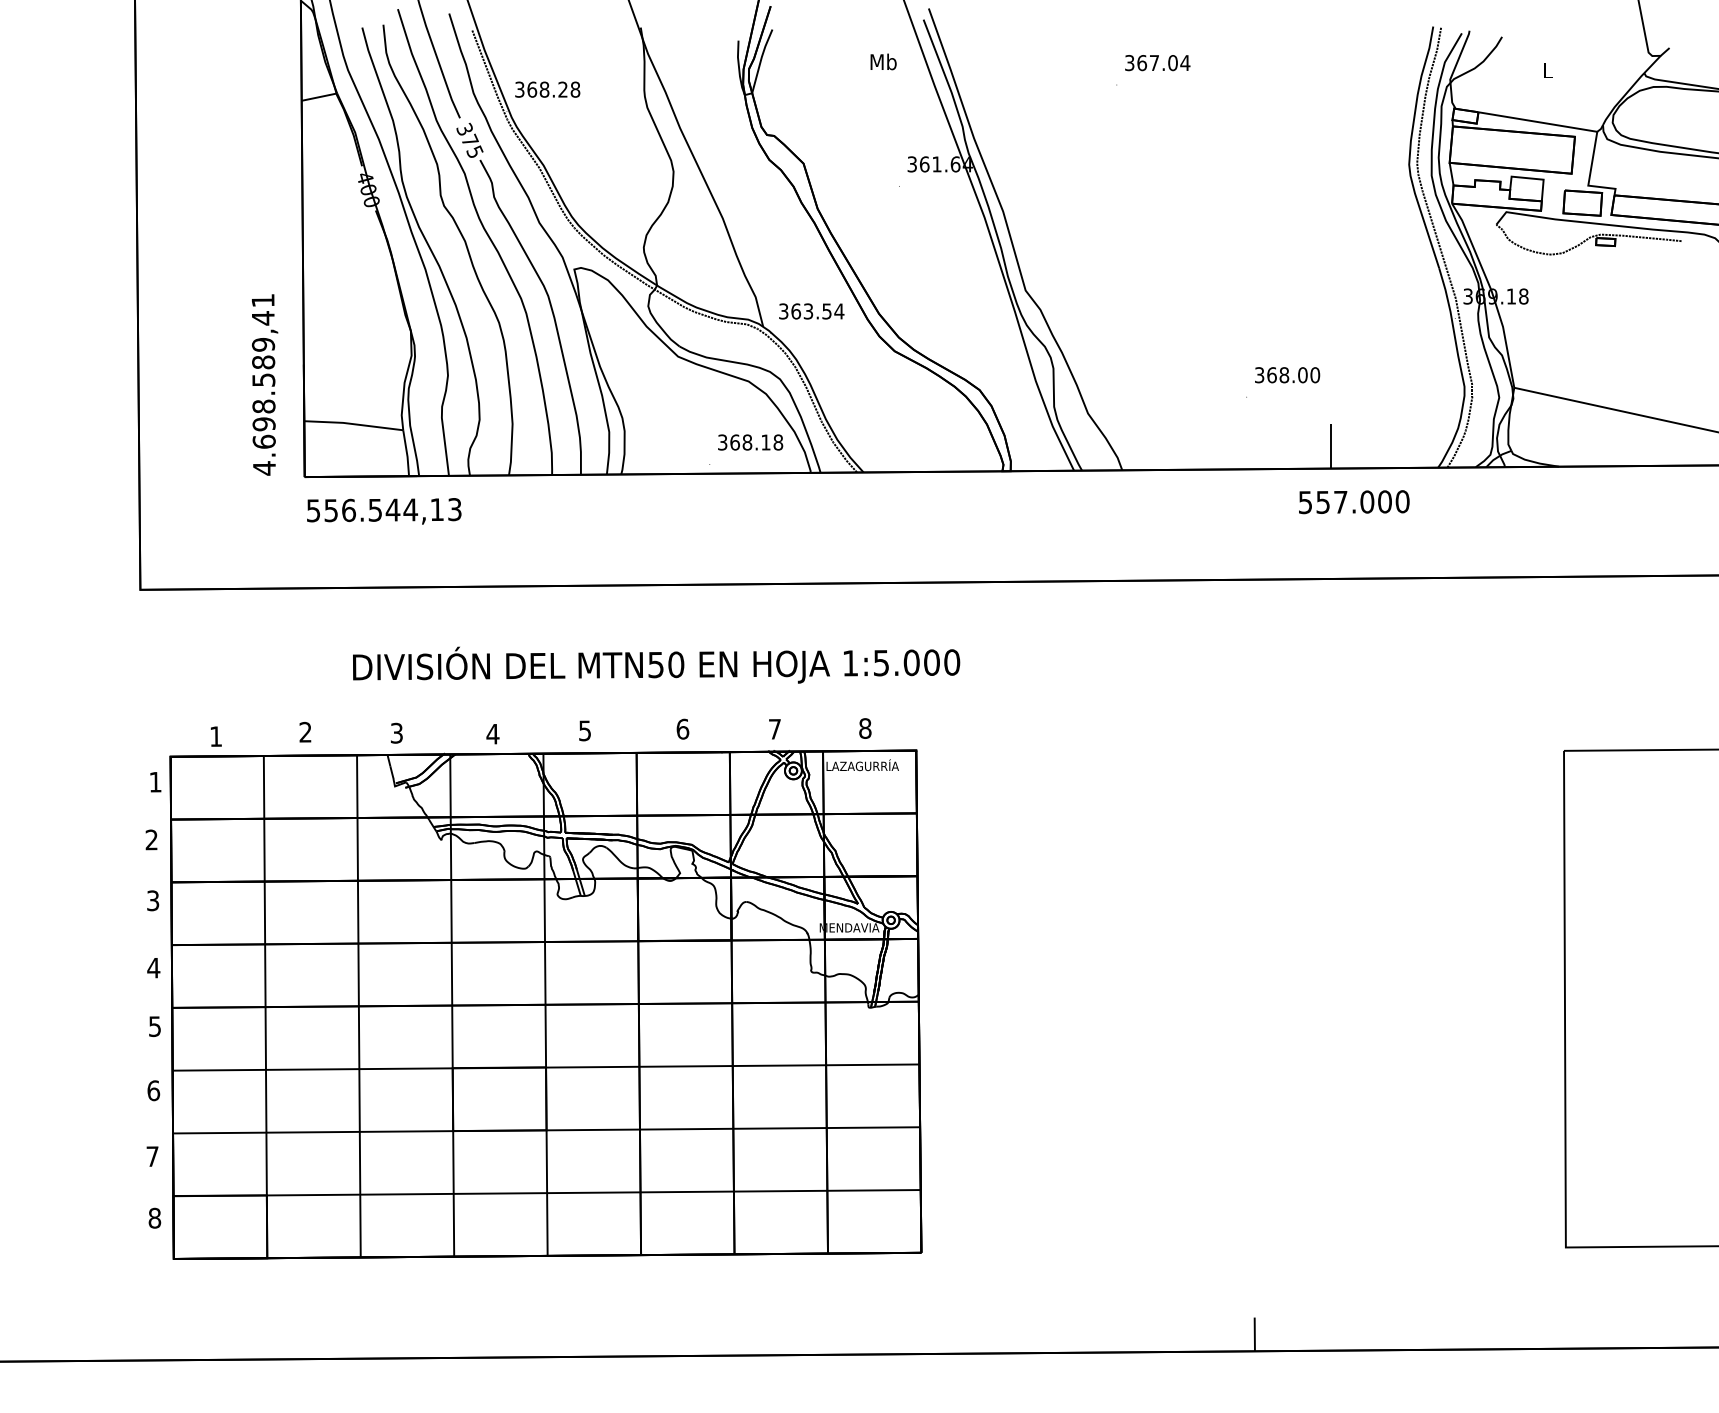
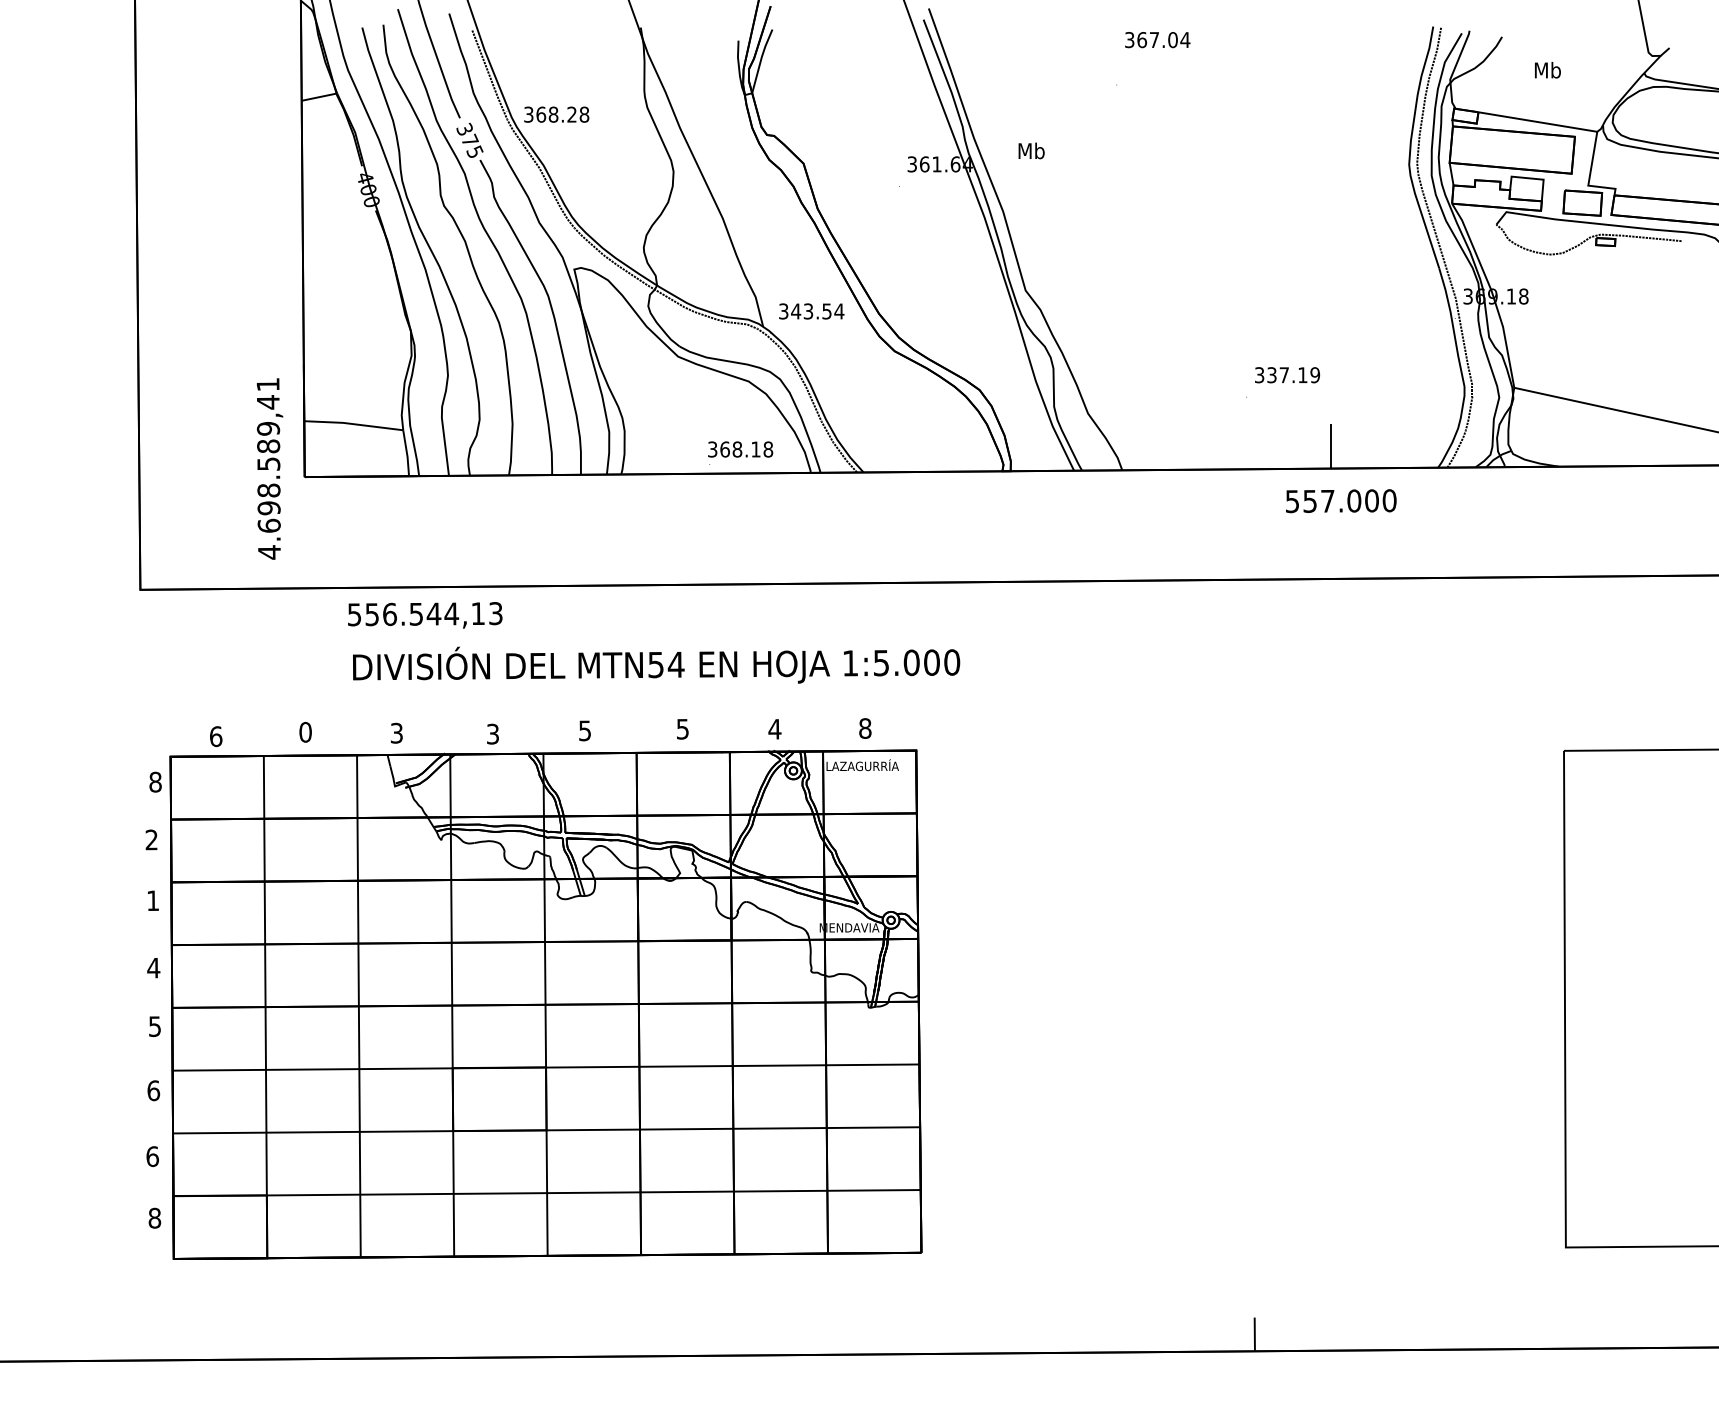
text position: (883, 61) -> (1031, 150) (1031, 150)
text position: (1157, 63) -> (1157, 40) (1157, 40)
text: L -> Mb (1547, 70)
text position: (547, 89) -> (556, 114) (556, 114)
text: 363.54 -> 343.54 (796, 311)
text: 368.00 -> 337.19 (1293, 375)
text position: (264, 384) -> (269, 468) (269, 468)
text position: (750, 442) -> (740, 449) (740, 449)
text position: (1354, 502) -> (1341, 501) (1341, 501)
text position: (384, 511) -> (425, 615) (425, 615)
text: MTN50 -> MTN54 (675, 664)
text: 6 -> 5 (682, 728)
text: 7 -> 4 (774, 729)
text: 2 -> 0 (305, 732)
text: 4 -> 3 (492, 733)
text: 1 -> 6 (216, 736)
text: 1 -> 8 (155, 781)
text: 3 -> 1 (153, 900)
text: 7 -> 6 (152, 1156)
